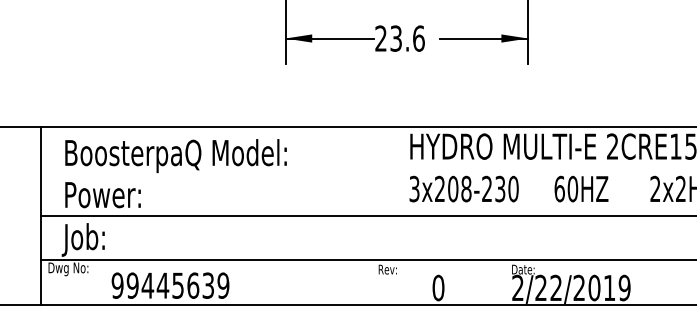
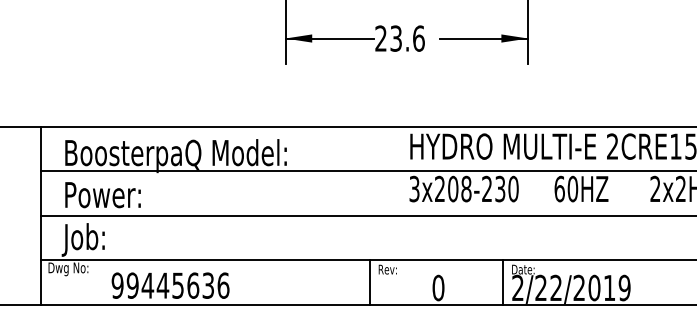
line: none -> present (367, 171)
line: none -> present (370, 282)
line: none -> present (503, 282)
text: 99445639 -> 99445636 (223, 285)
